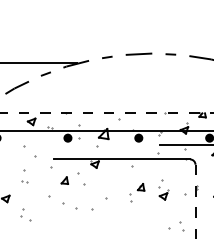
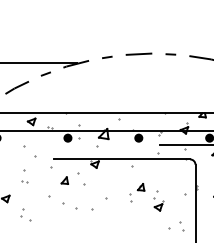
line: dashed -> solid (107, 113)
part position: (163, 189) -> (158, 200) (158, 200)
line: dashed -> solid (195, 203)
